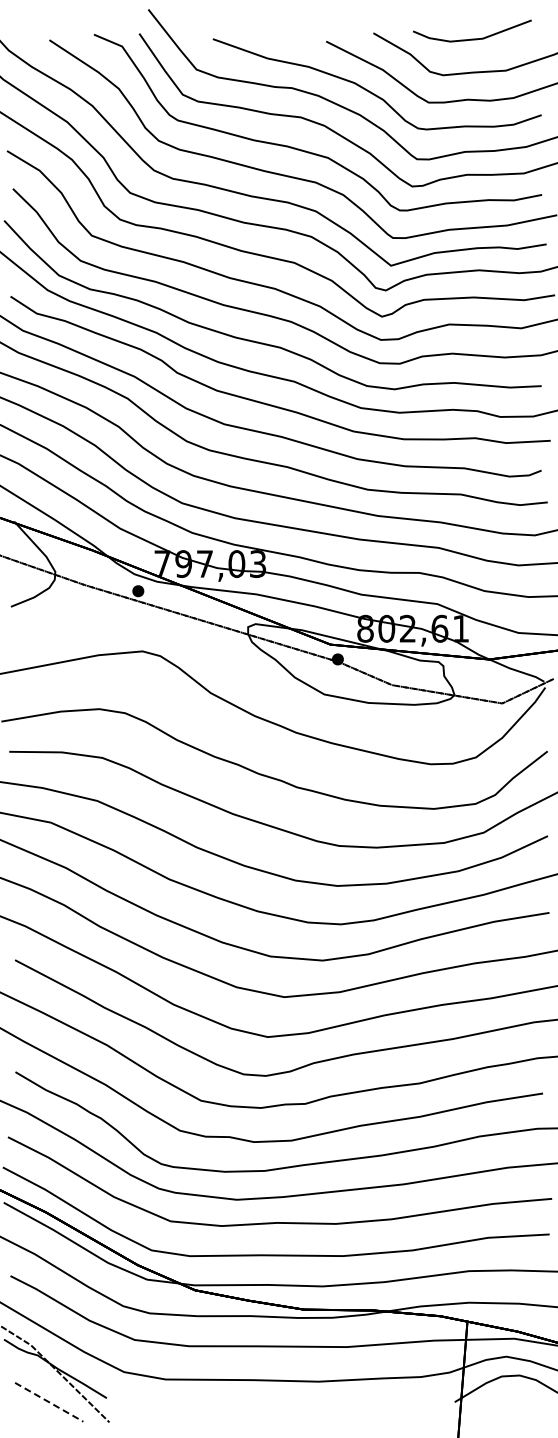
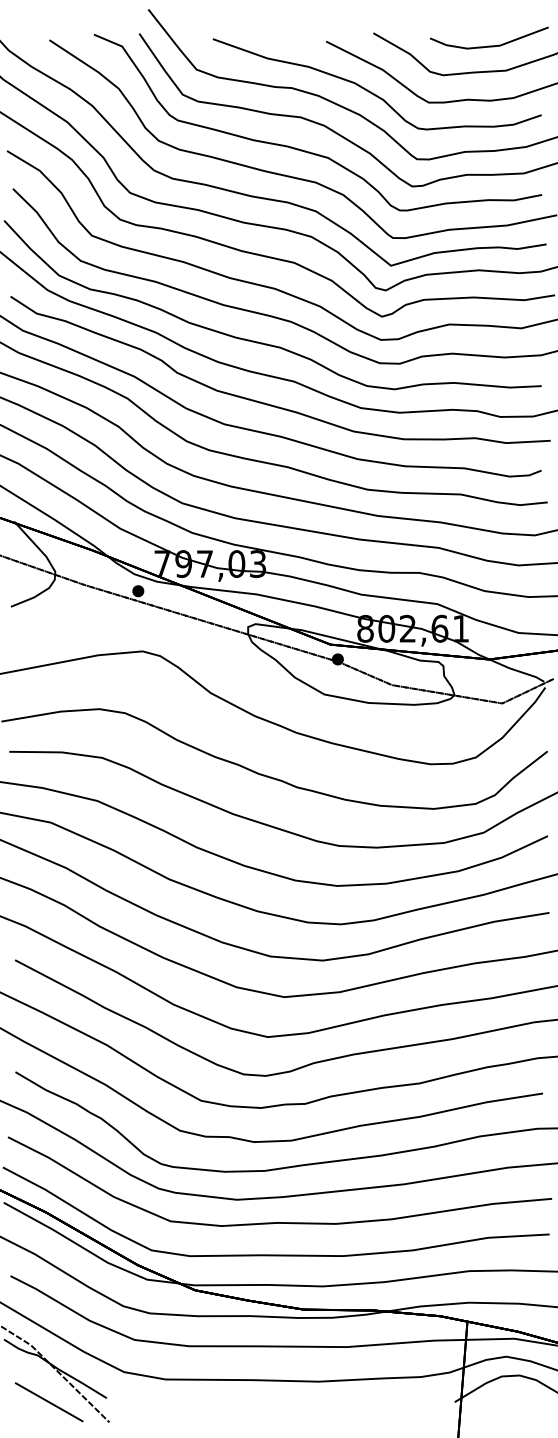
line position: (472, 38) -> (489, 45) (489, 45)
line: dashed -> solid (49, 1402)
